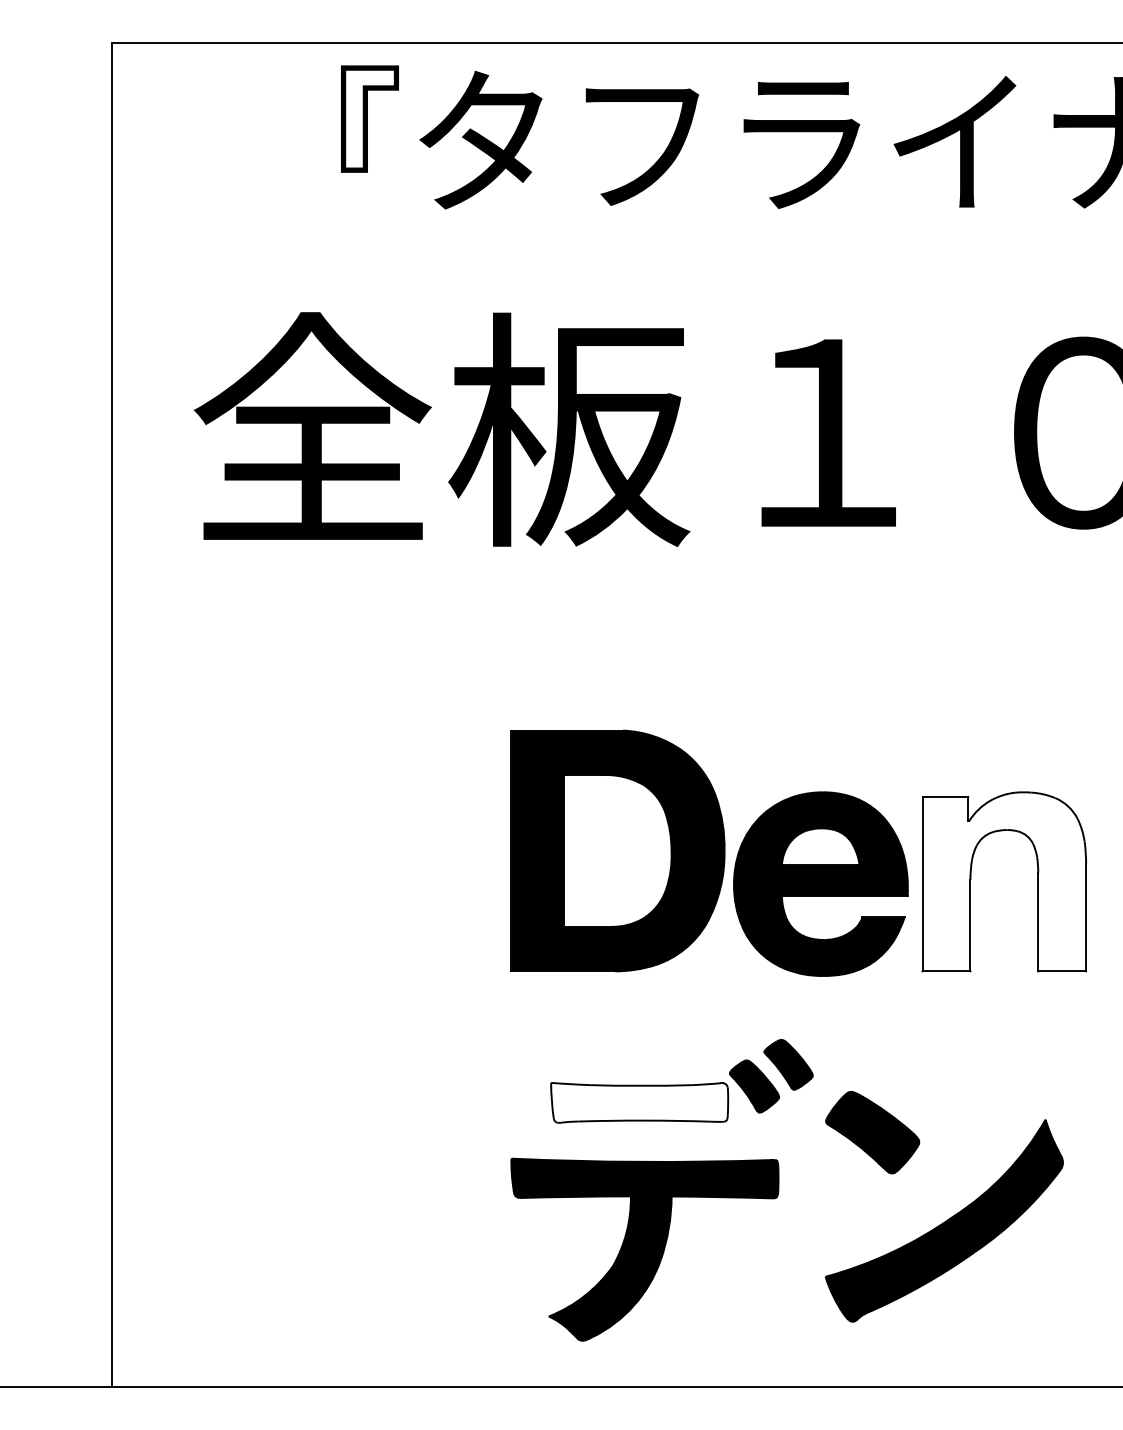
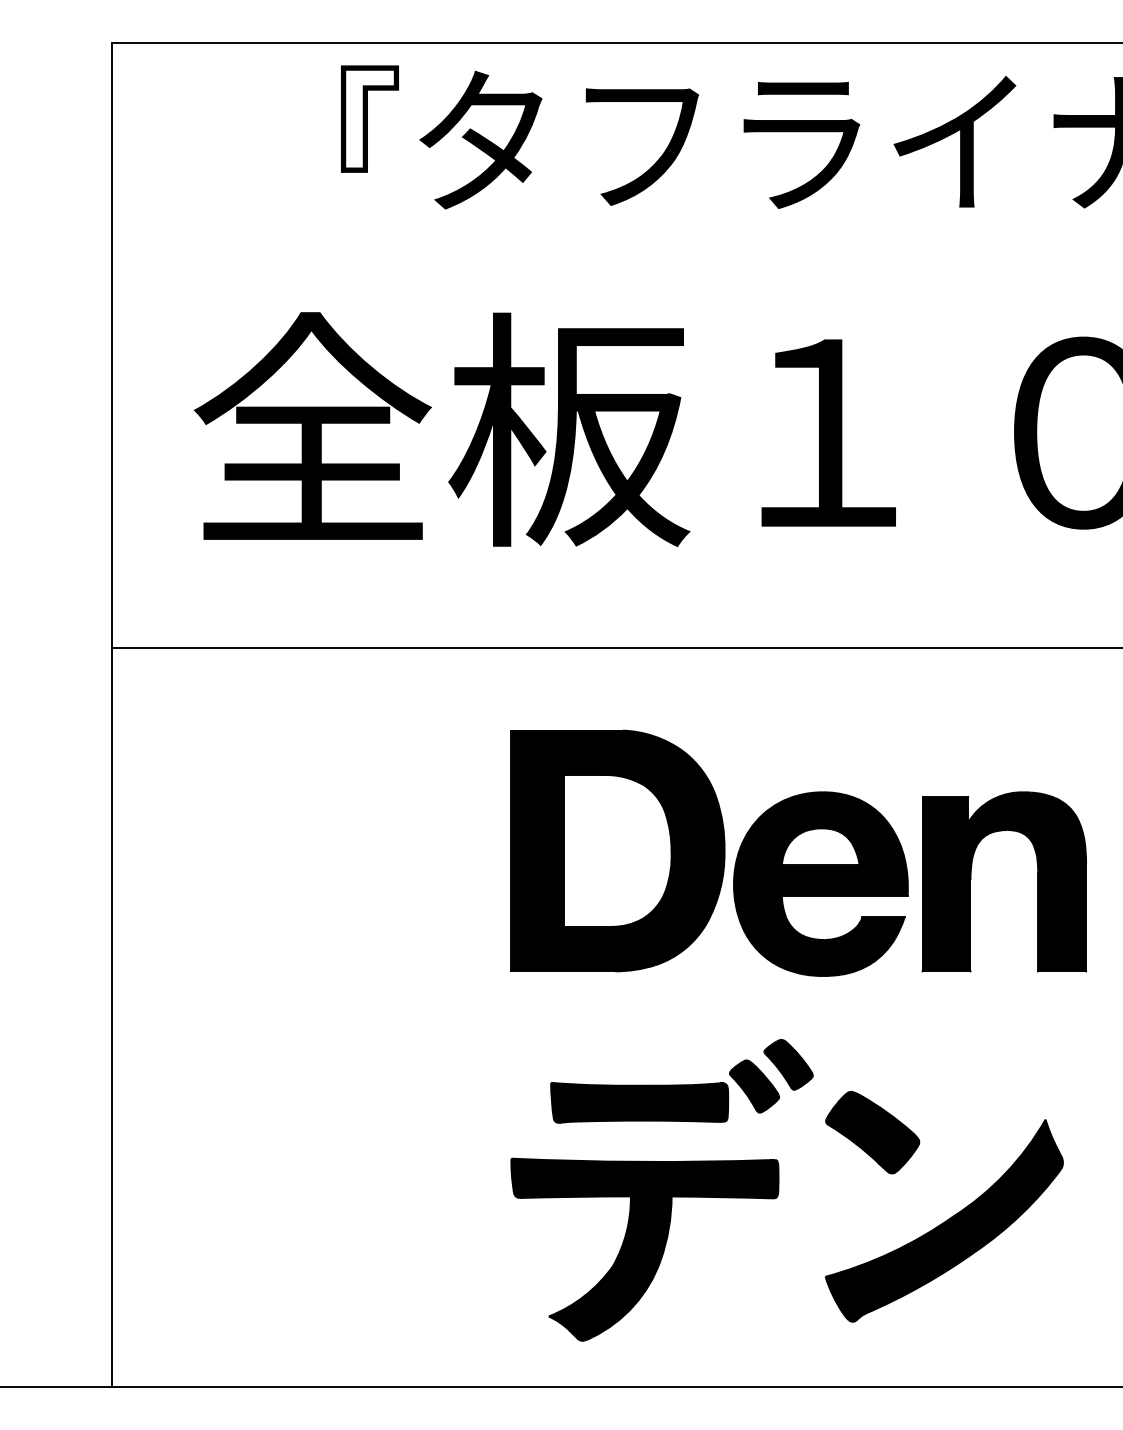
line: none -> present (615, 647)
fill: none -> present (1004, 881)
fill: none -> present (639, 1102)
